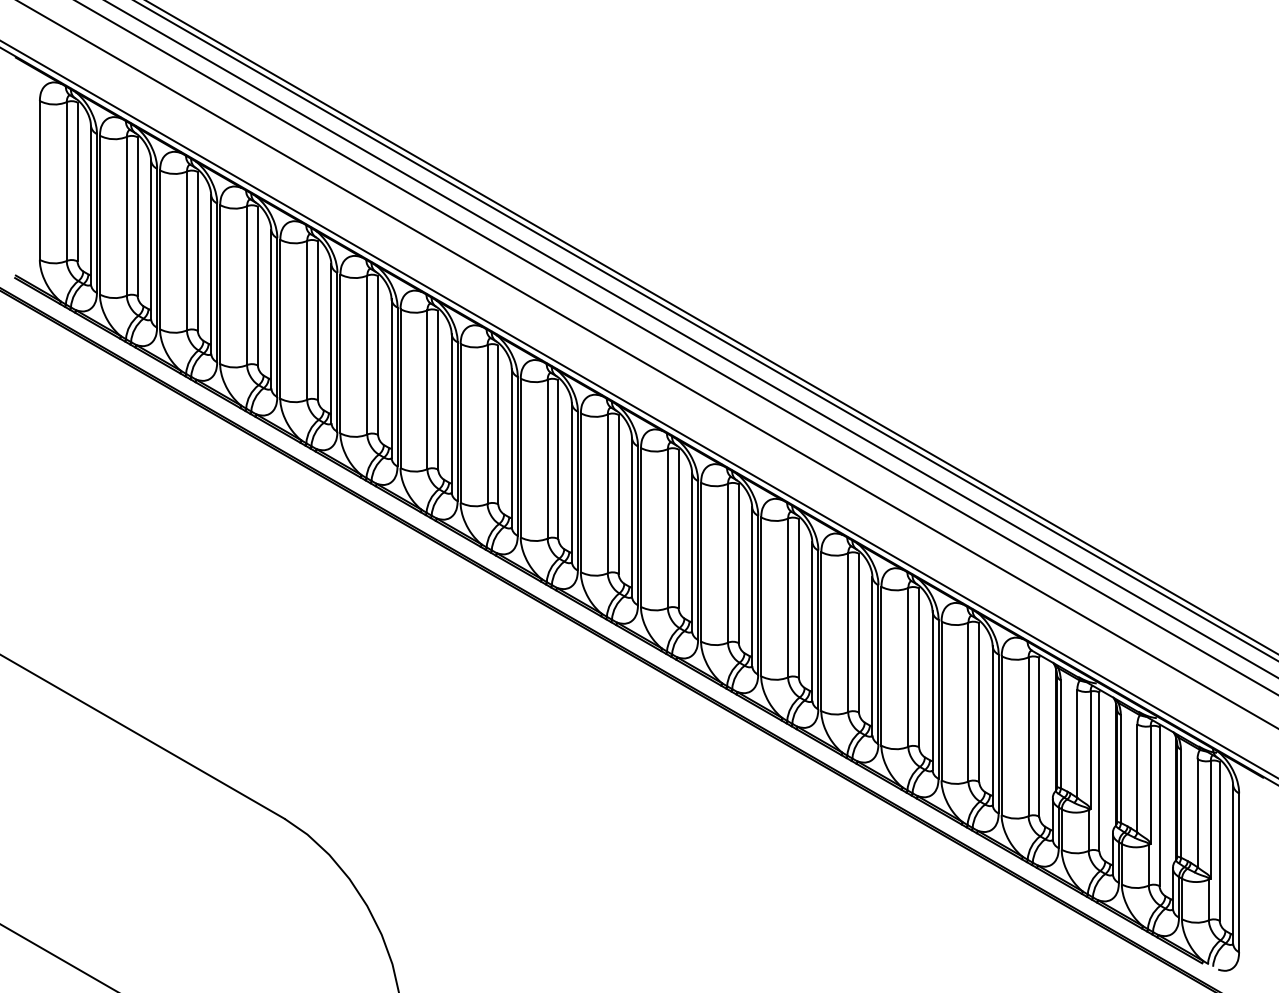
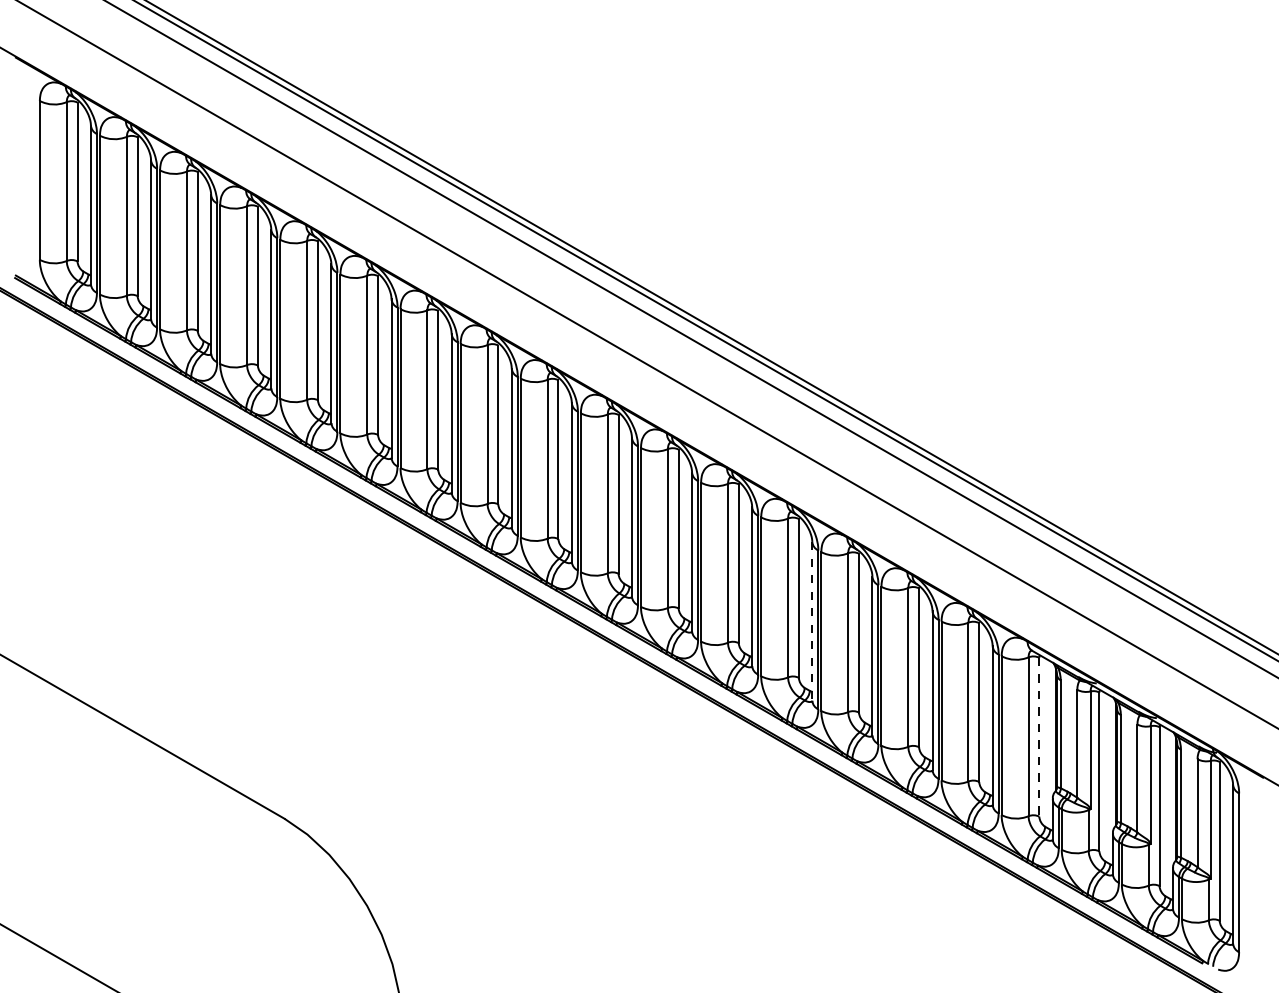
line: present -> none (676, 347)
line: present -> none (638, 408)
line: solid -> dashed (812, 621)
line: solid -> dashed (1039, 737)
